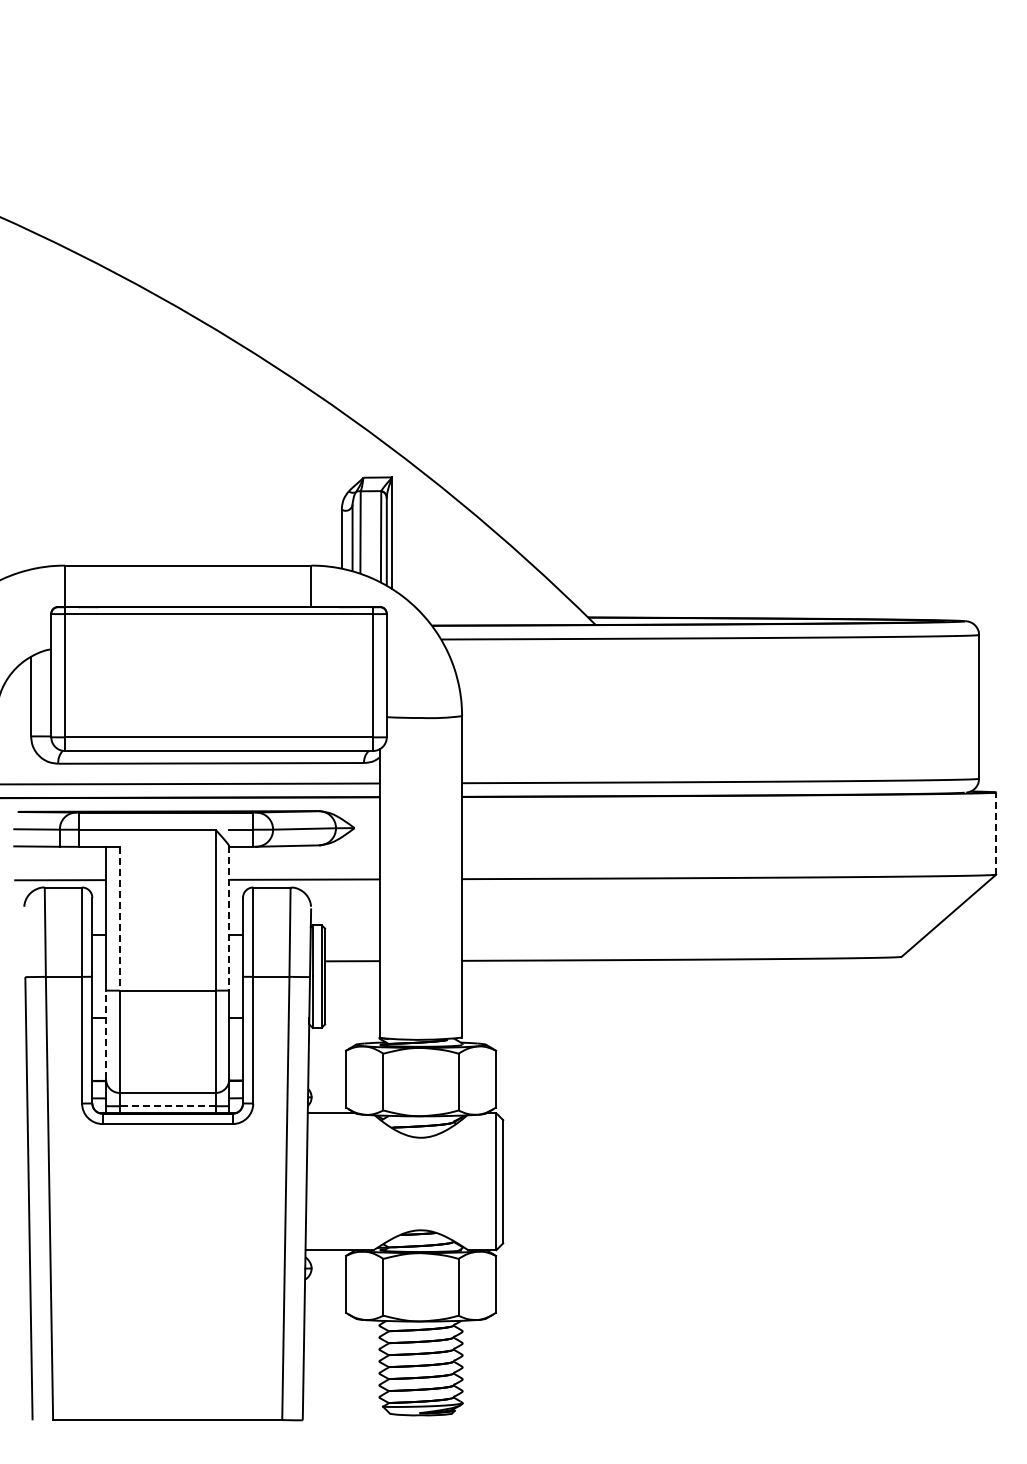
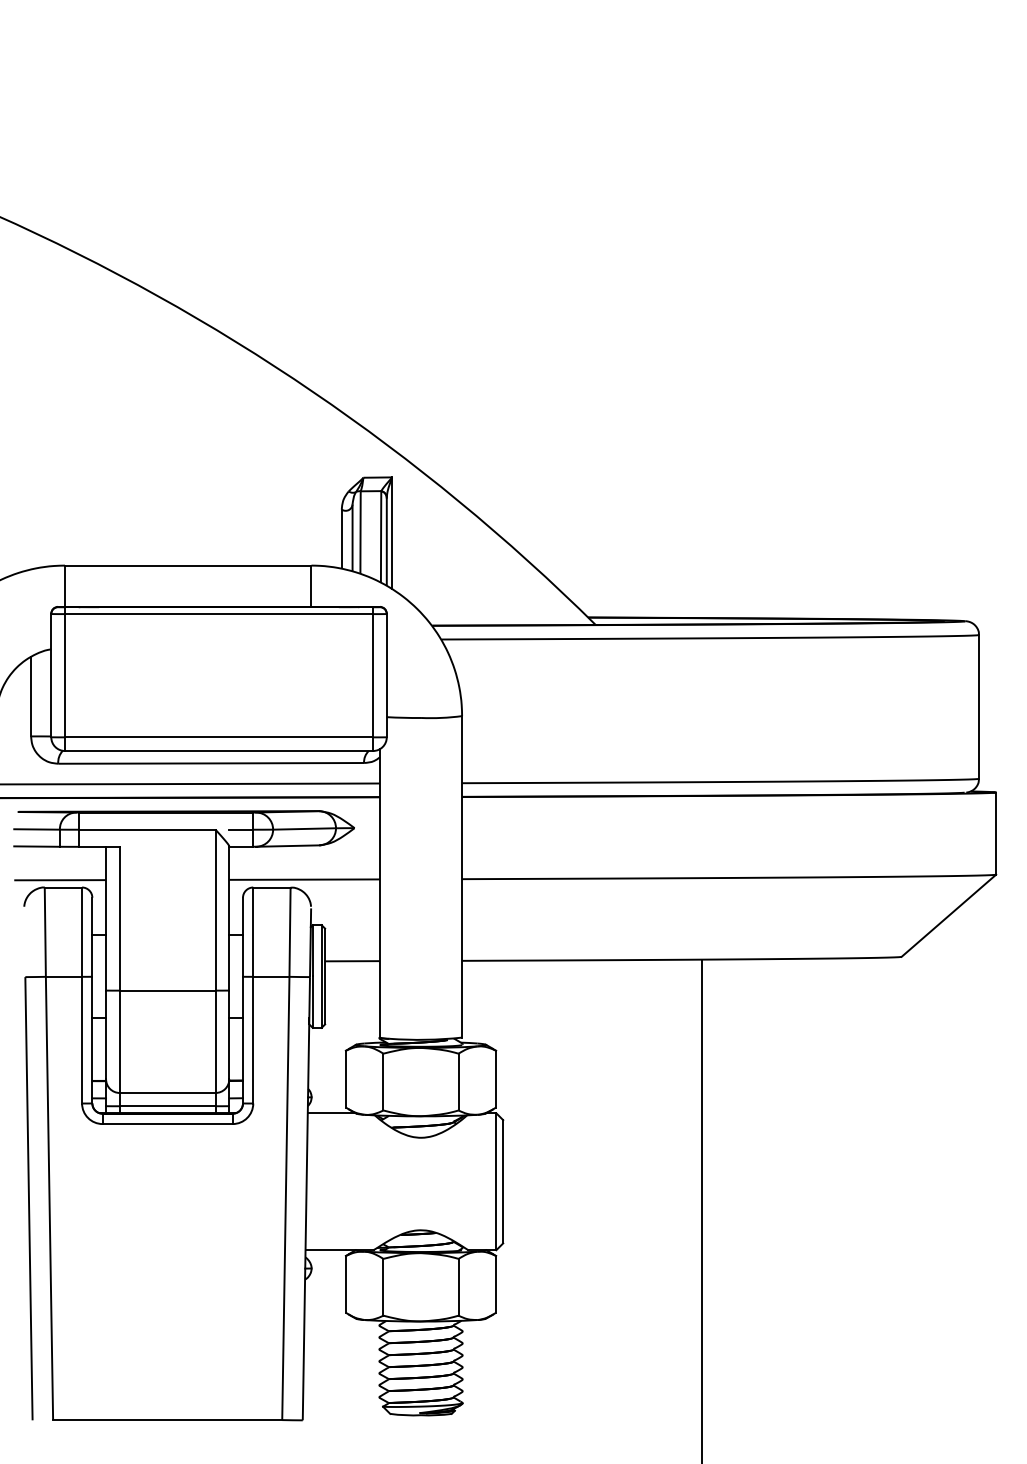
line: dashed -> solid (996, 833)
line: dashed -> solid (119, 918)
line: dashed -> solid (229, 919)
line: dashed -> solid (106, 1034)
line: dashed -> solid (167, 1106)
line: none -> present (701, 1209)
